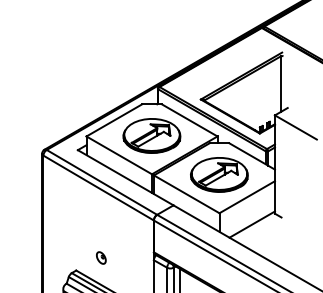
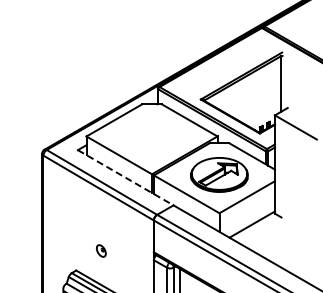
part: present -> none (151, 135)
line: solid -> dashed (126, 178)
part position: (101, 257) -> (101, 250) (101, 250)
